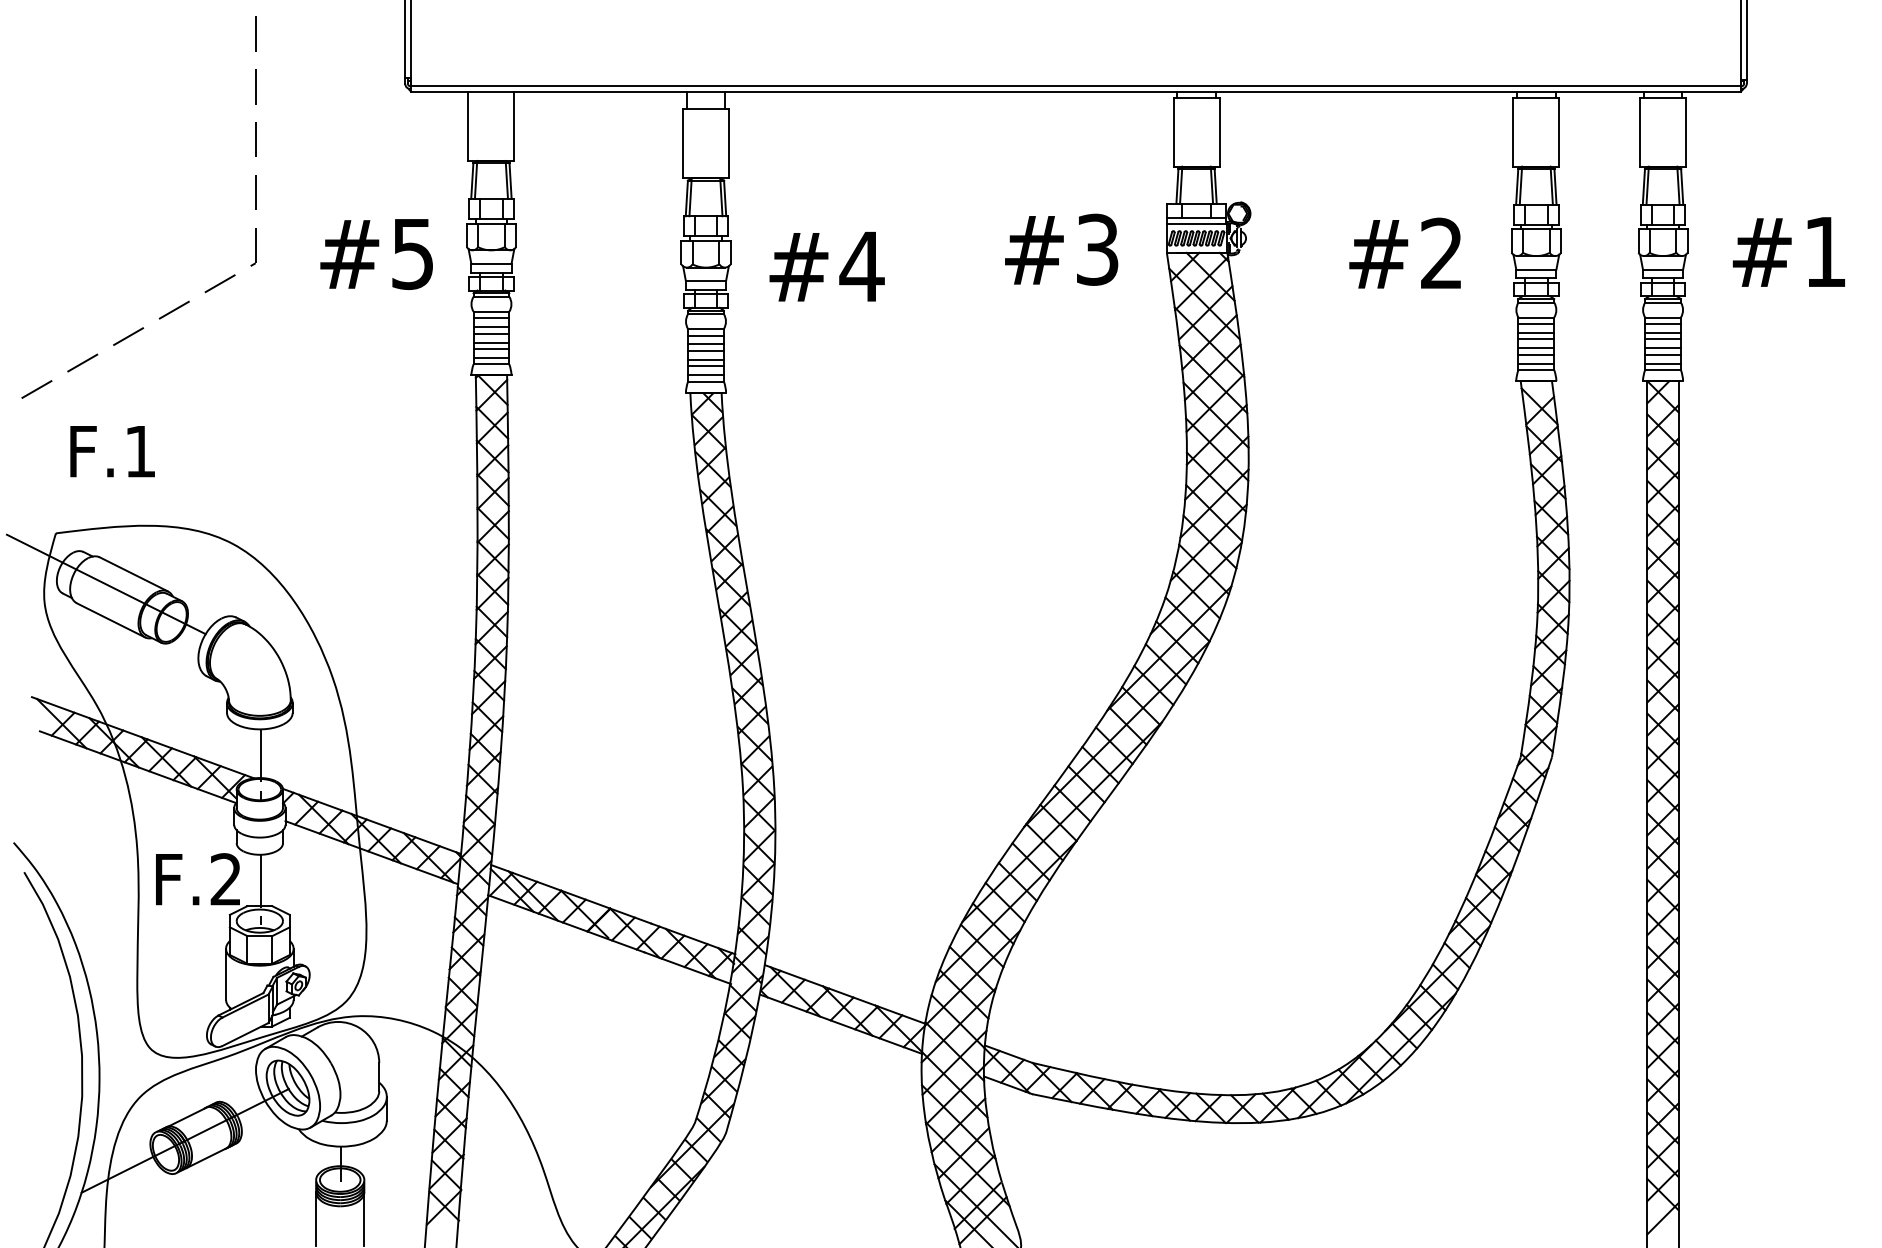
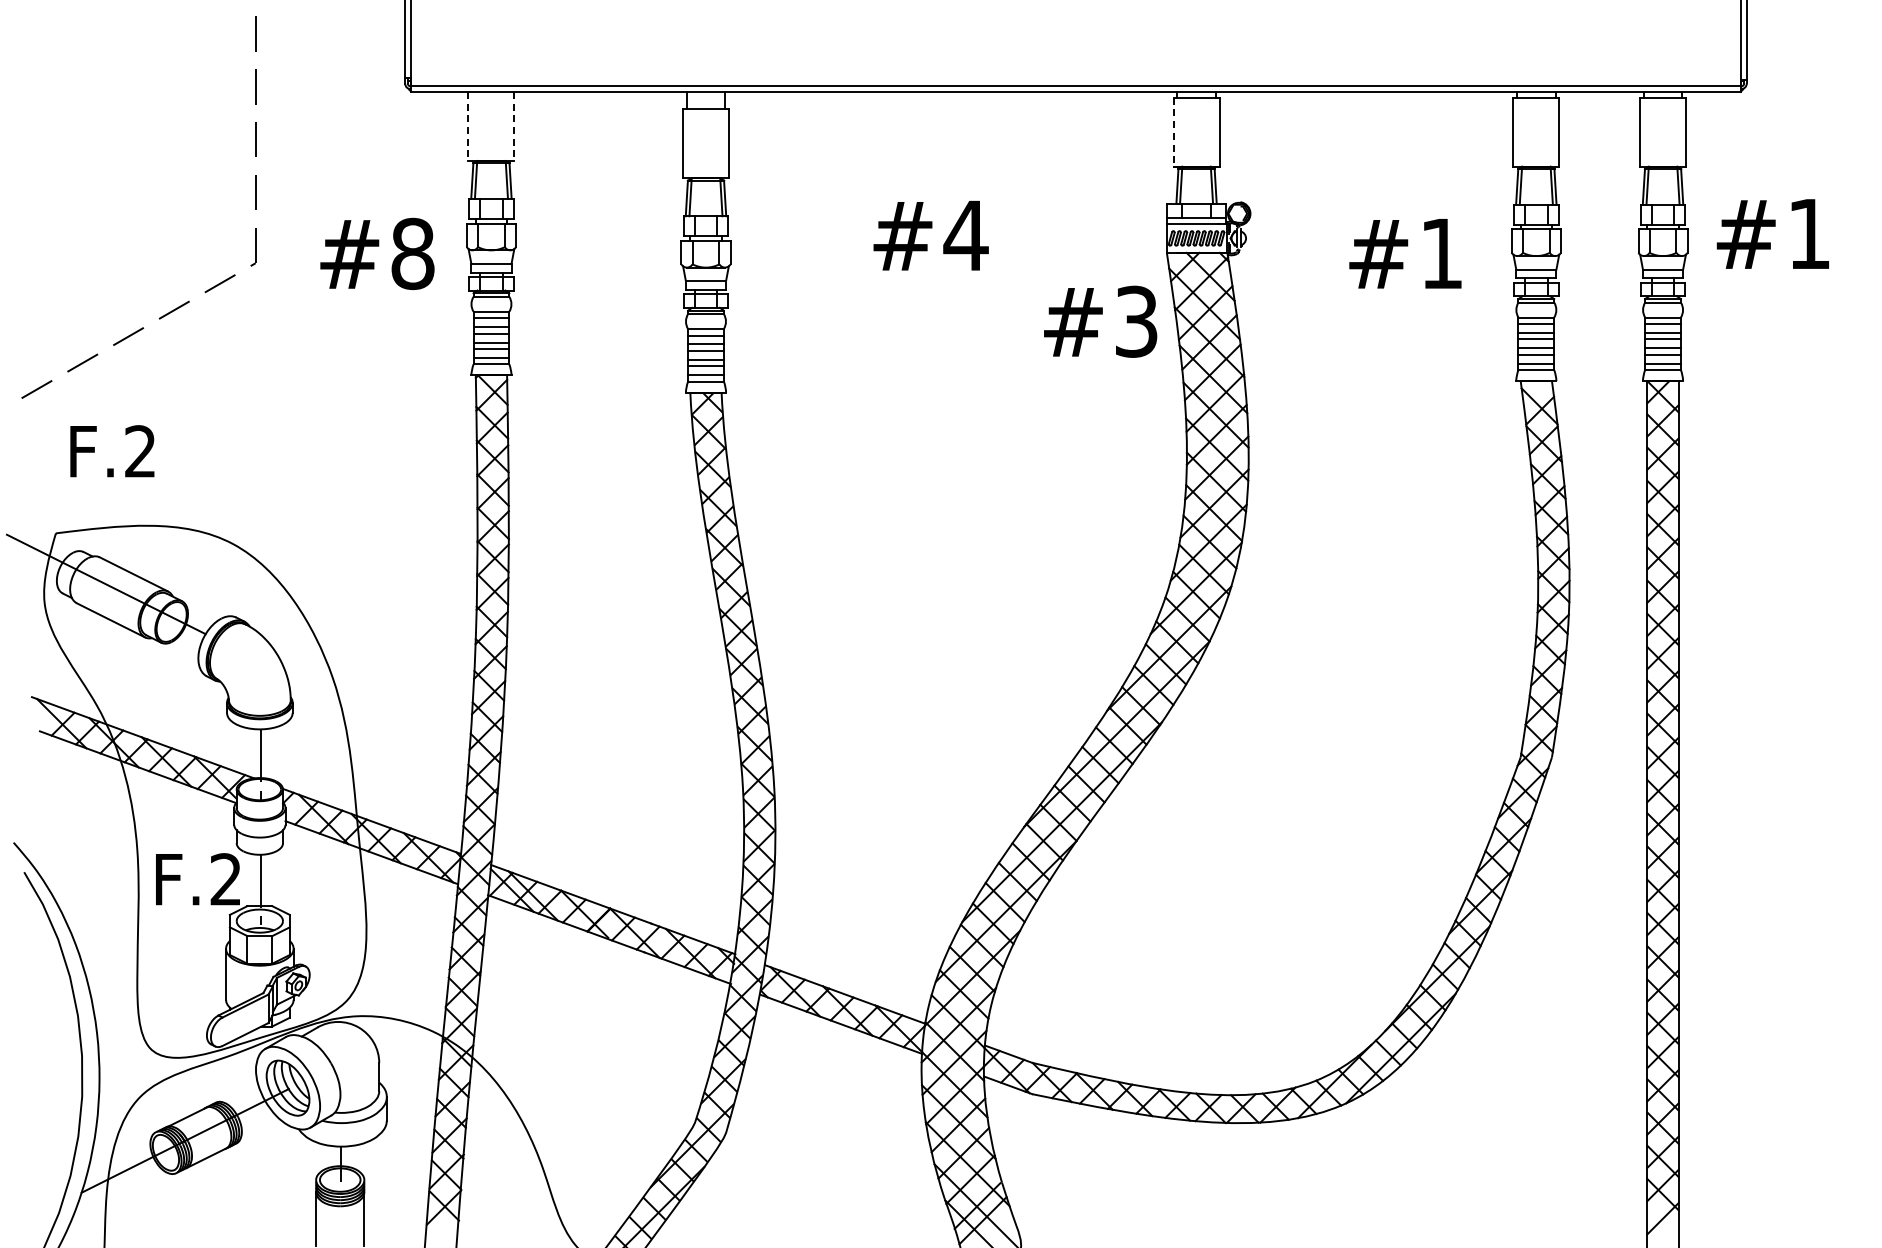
line: solid -> dashed (468, 126)
line: solid -> dashed (514, 126)
line: solid -> dashed (1173, 132)
text position: (1061, 249) -> (1100, 321) (1100, 321)
text position: (1788, 251) -> (1772, 233) (1772, 233)
text: #2 -> #1 (1441, 252)
text: #5 -> #8 (412, 253)
text position: (826, 266) -> (930, 235) (930, 235)
text: F.1 -> F.2 (139, 451)
